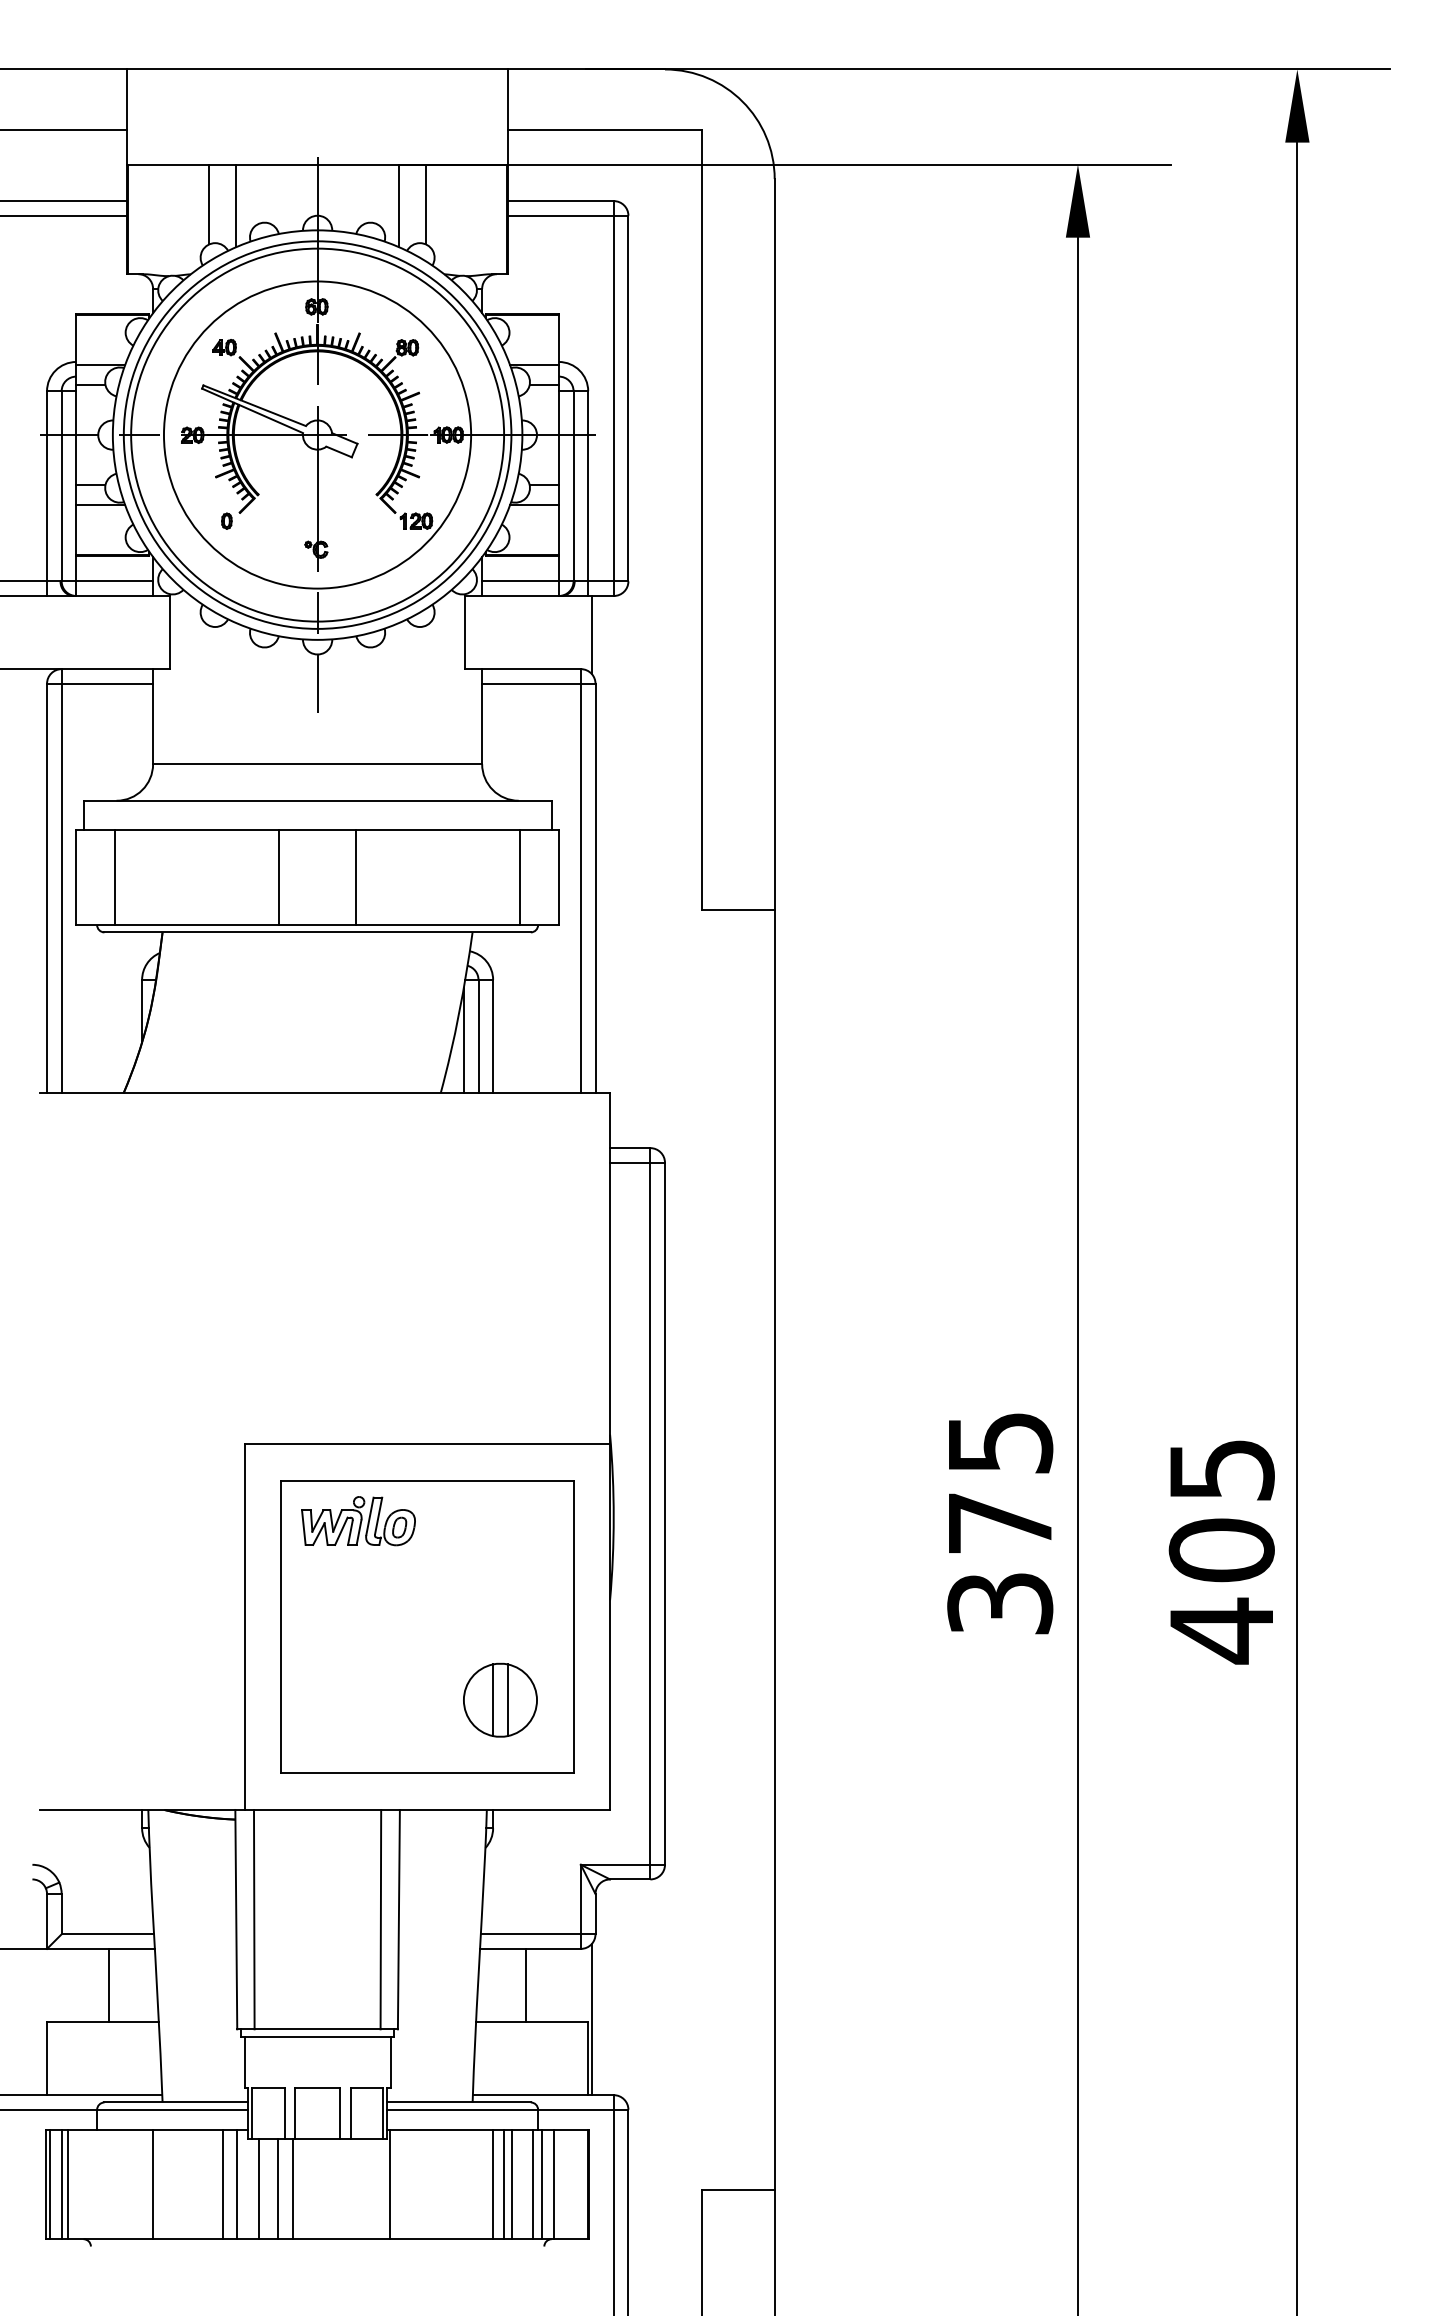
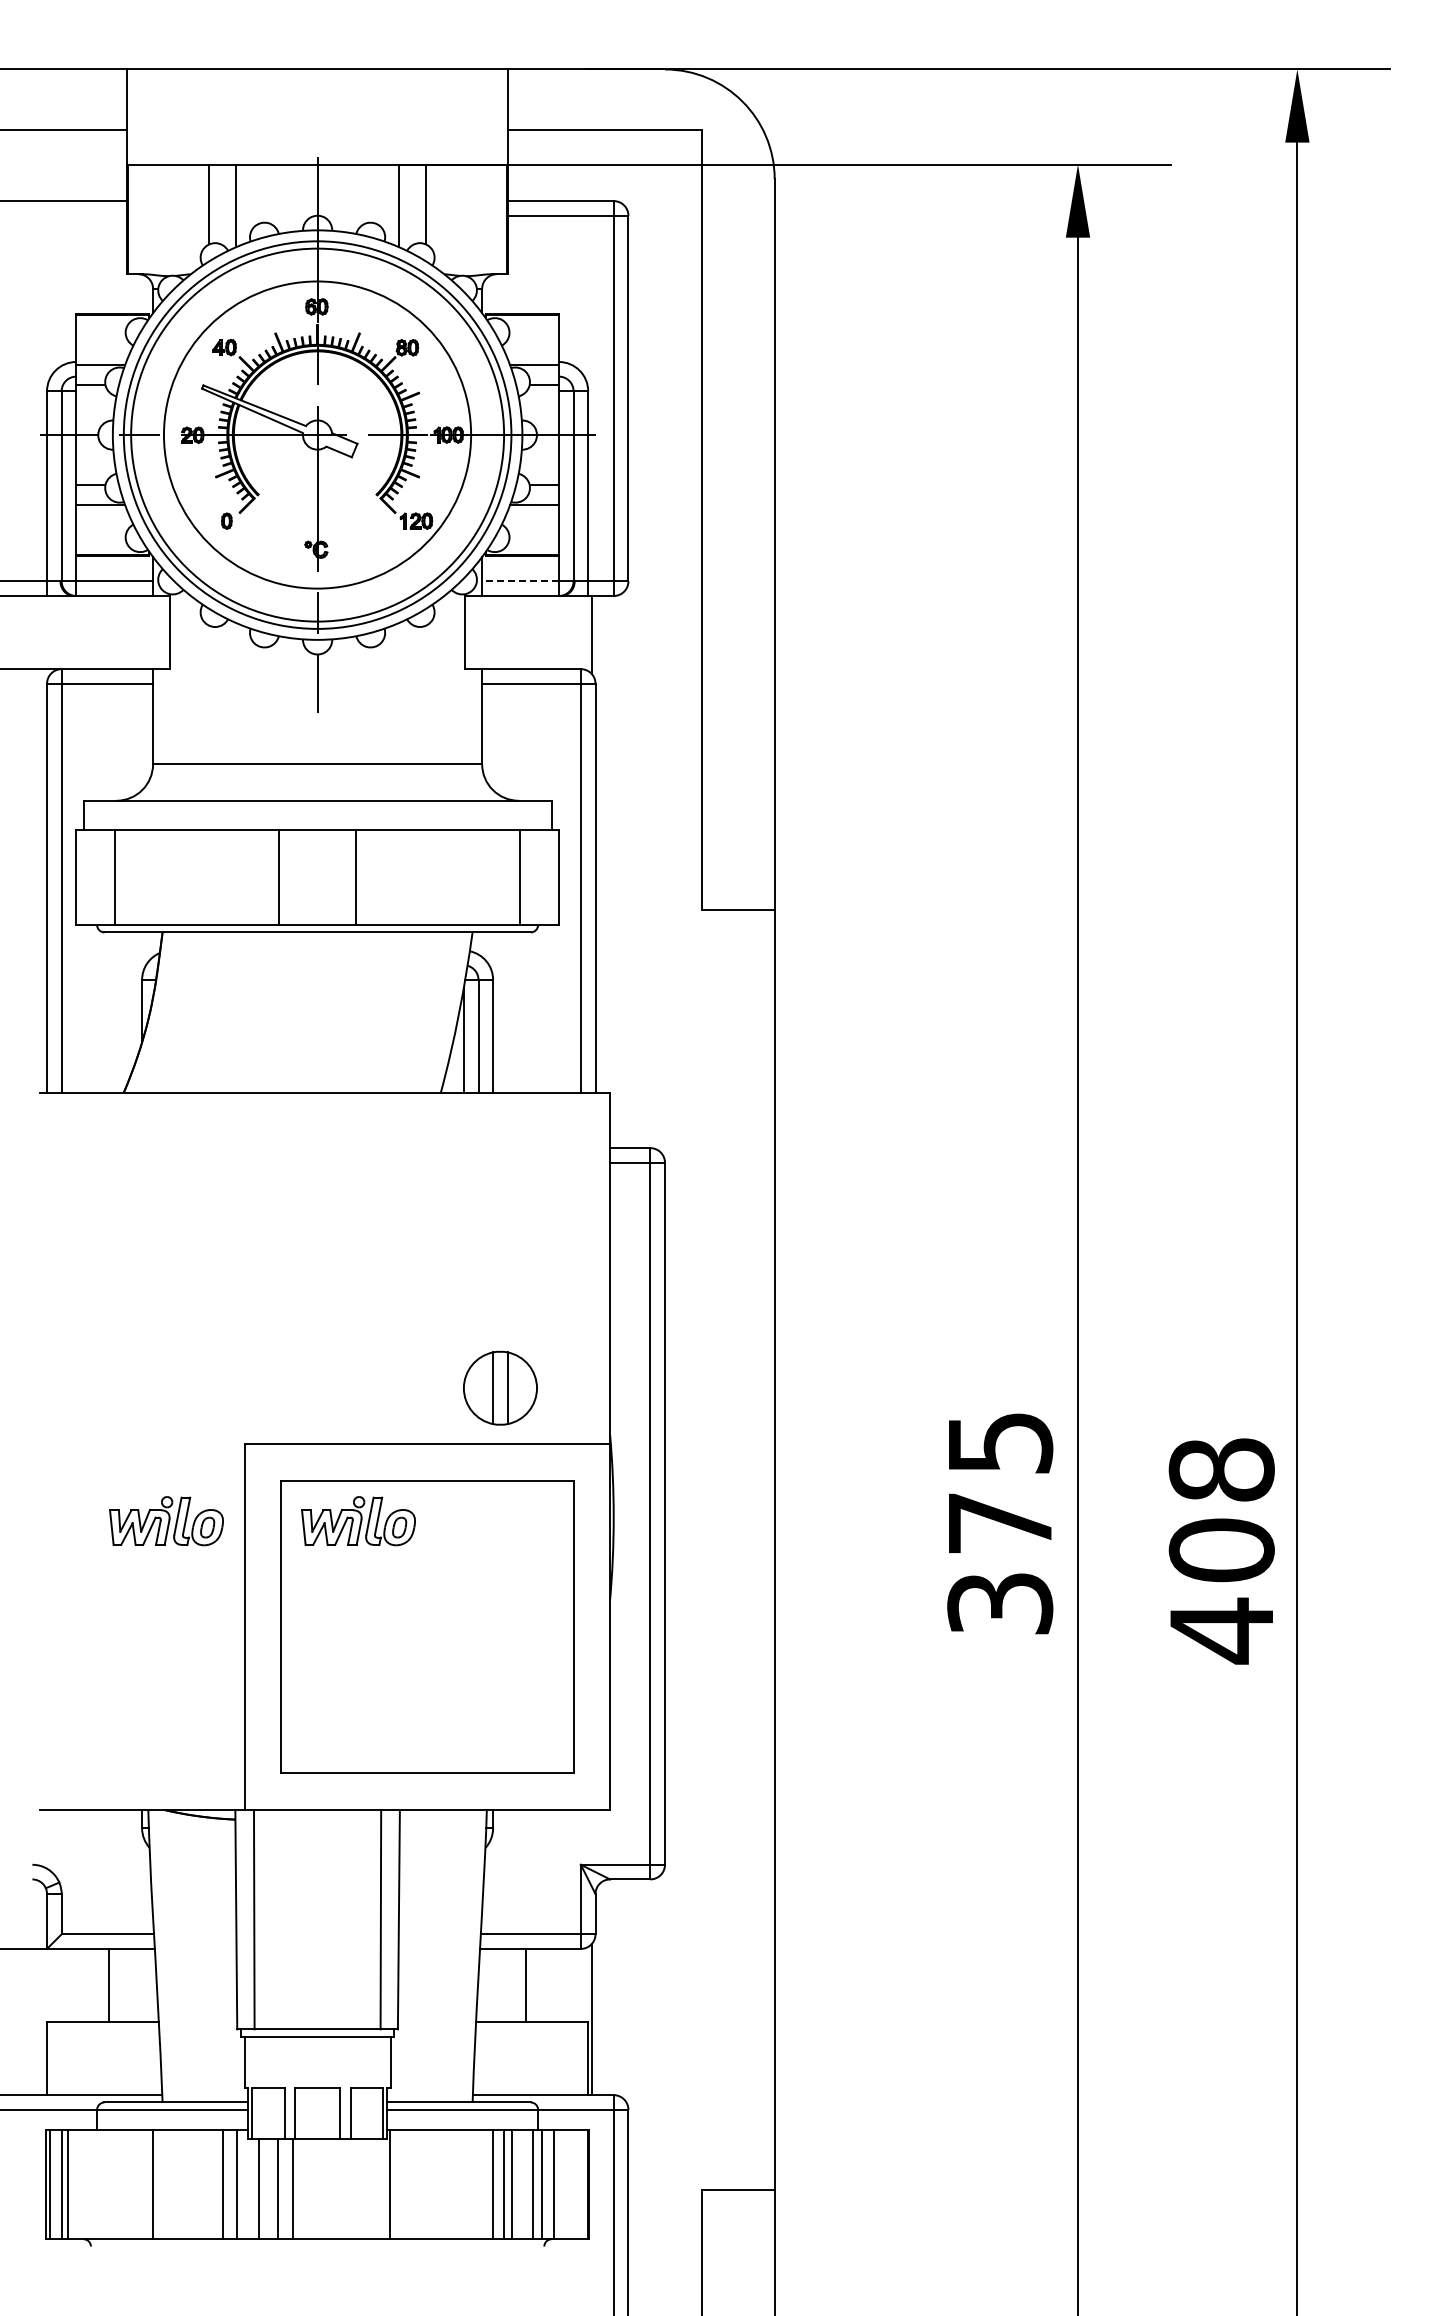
line: present -> none (64, 215)
line: solid -> dashed (520, 581)
text: 405 -> 408 (1221, 1469)
part: none -> present (166, 1521)
part position: (500, 1699) -> (500, 1387) (500, 1387)
